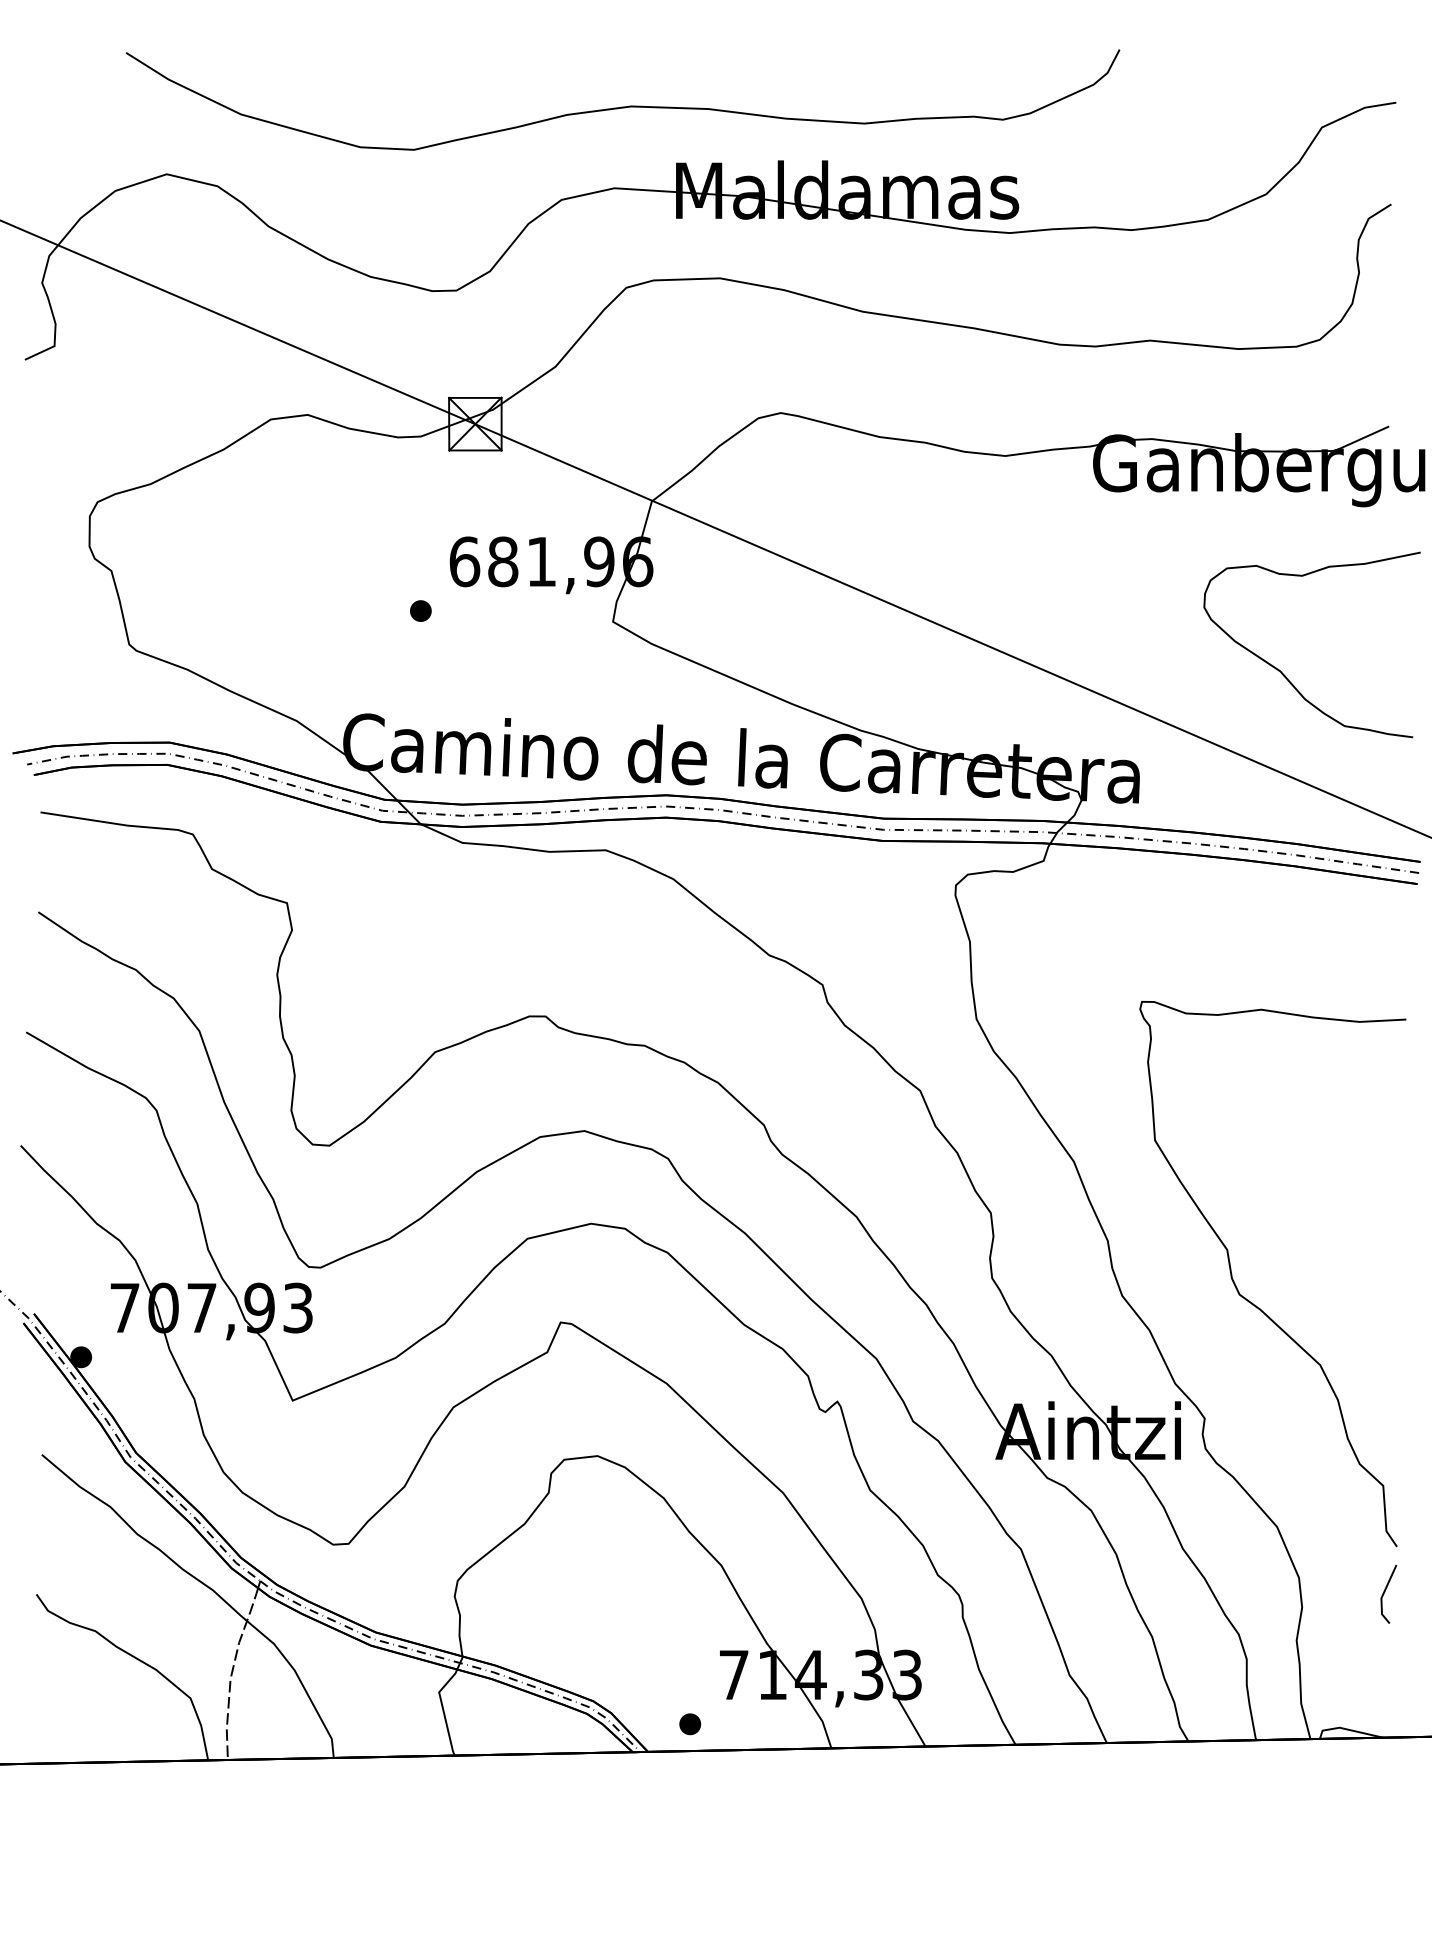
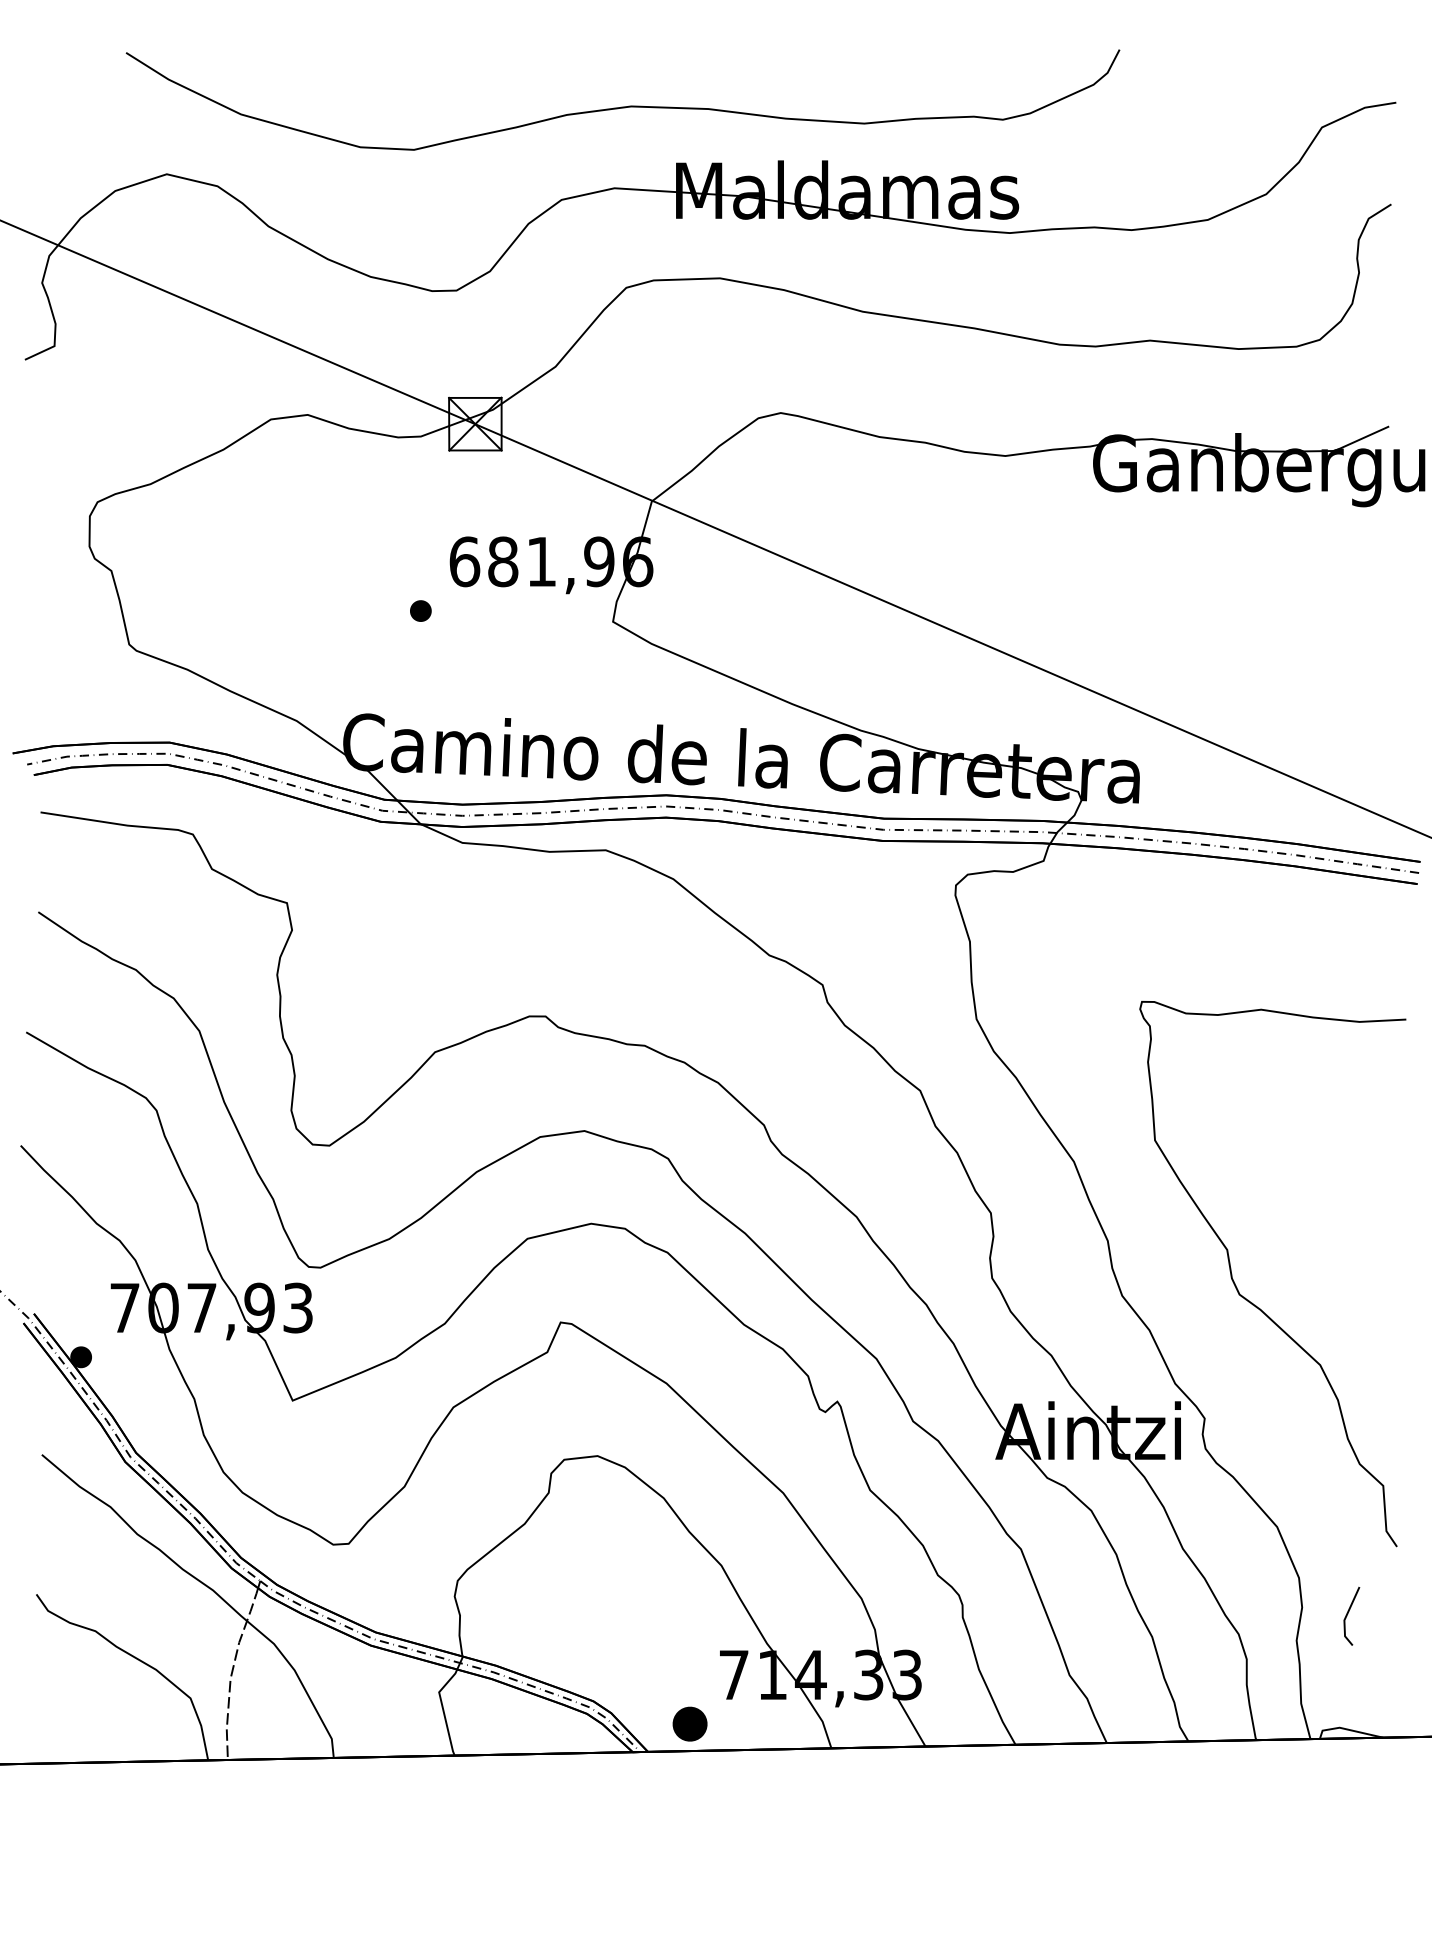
curve: present -> none (1282, 672)
line position: (1385, 1592) -> (1348, 1614) (1348, 1614)
part size: 23x23 px -> 36x36 px (689, 1723)
